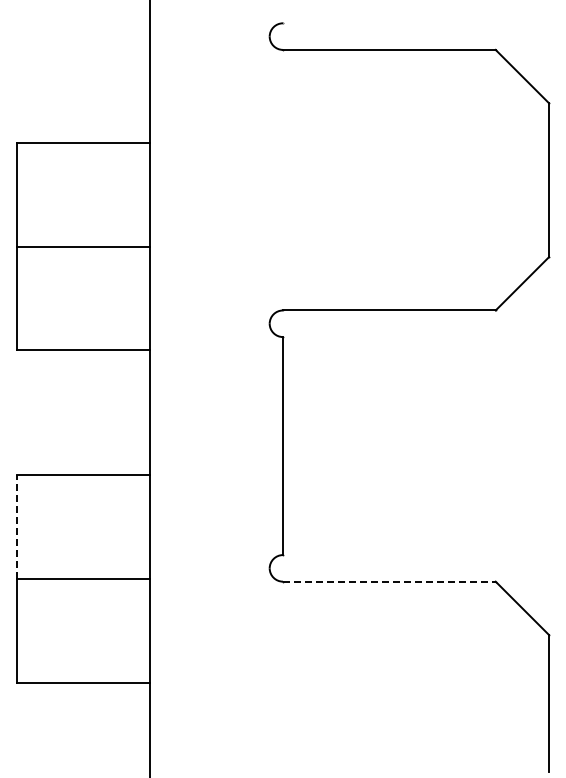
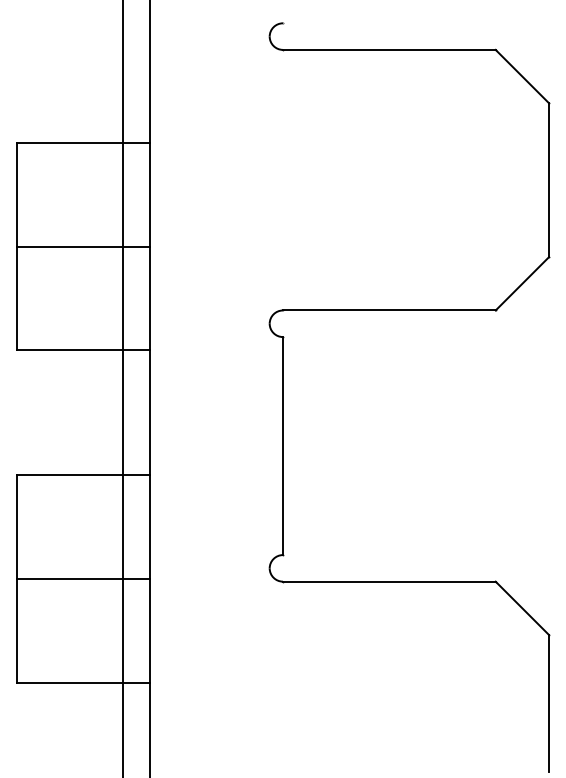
line: none -> present (123, 388)
line: dashed -> solid (17, 527)
line: dashed -> solid (389, 581)
